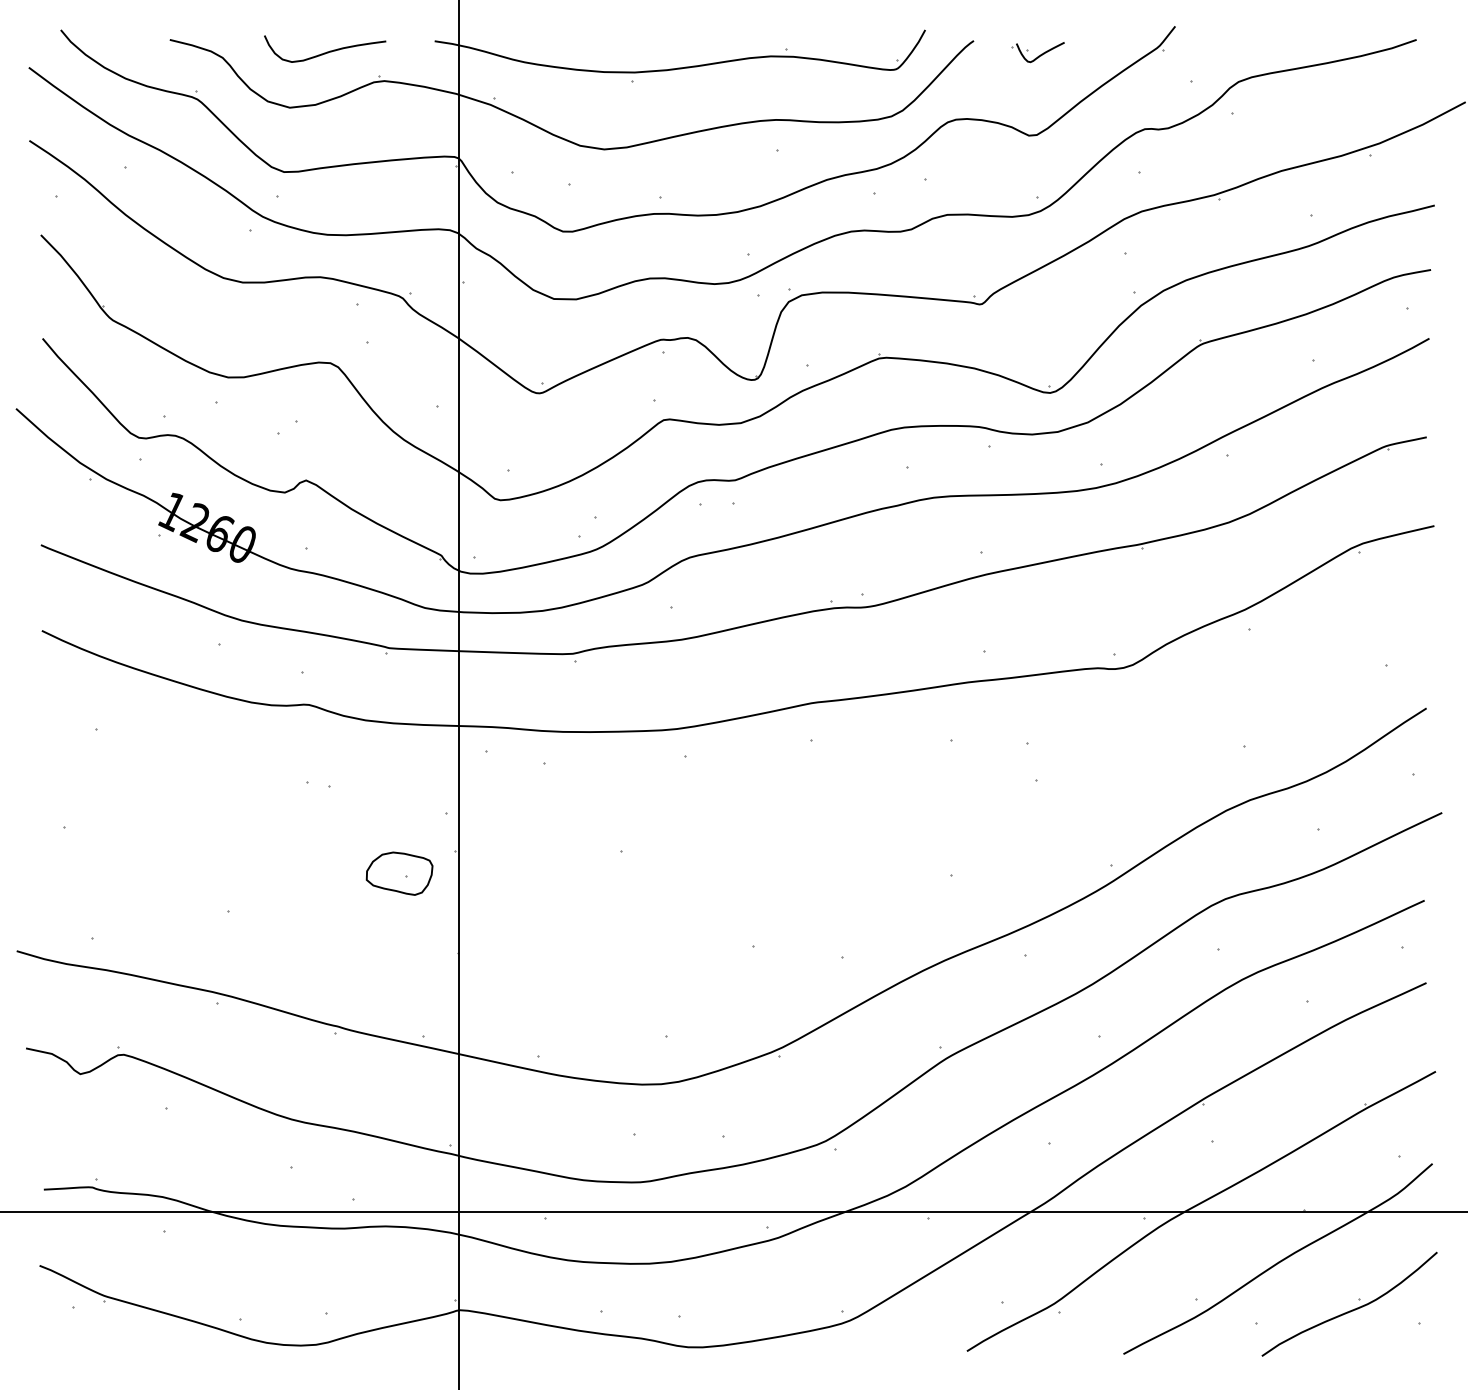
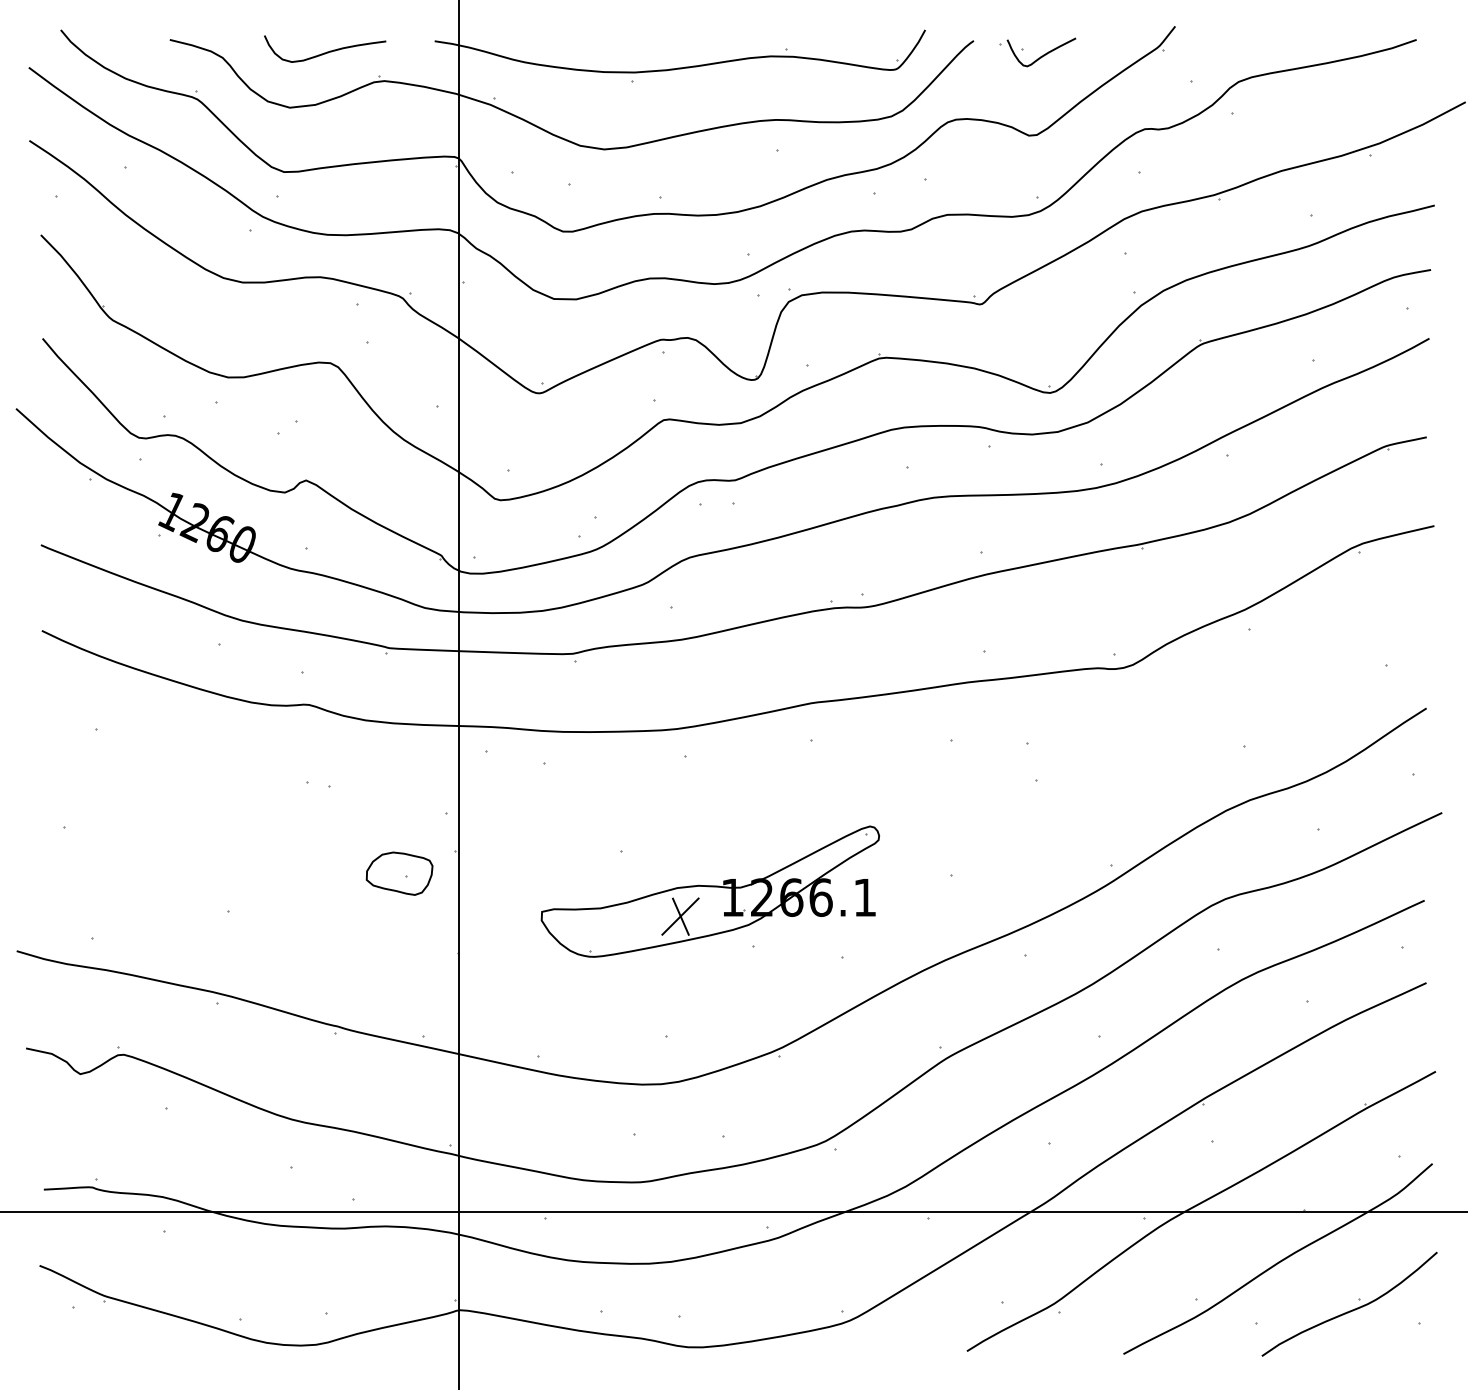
part size: 54x22 px -> 78x31 px (1037, 52)
part: none -> present (709, 891)
